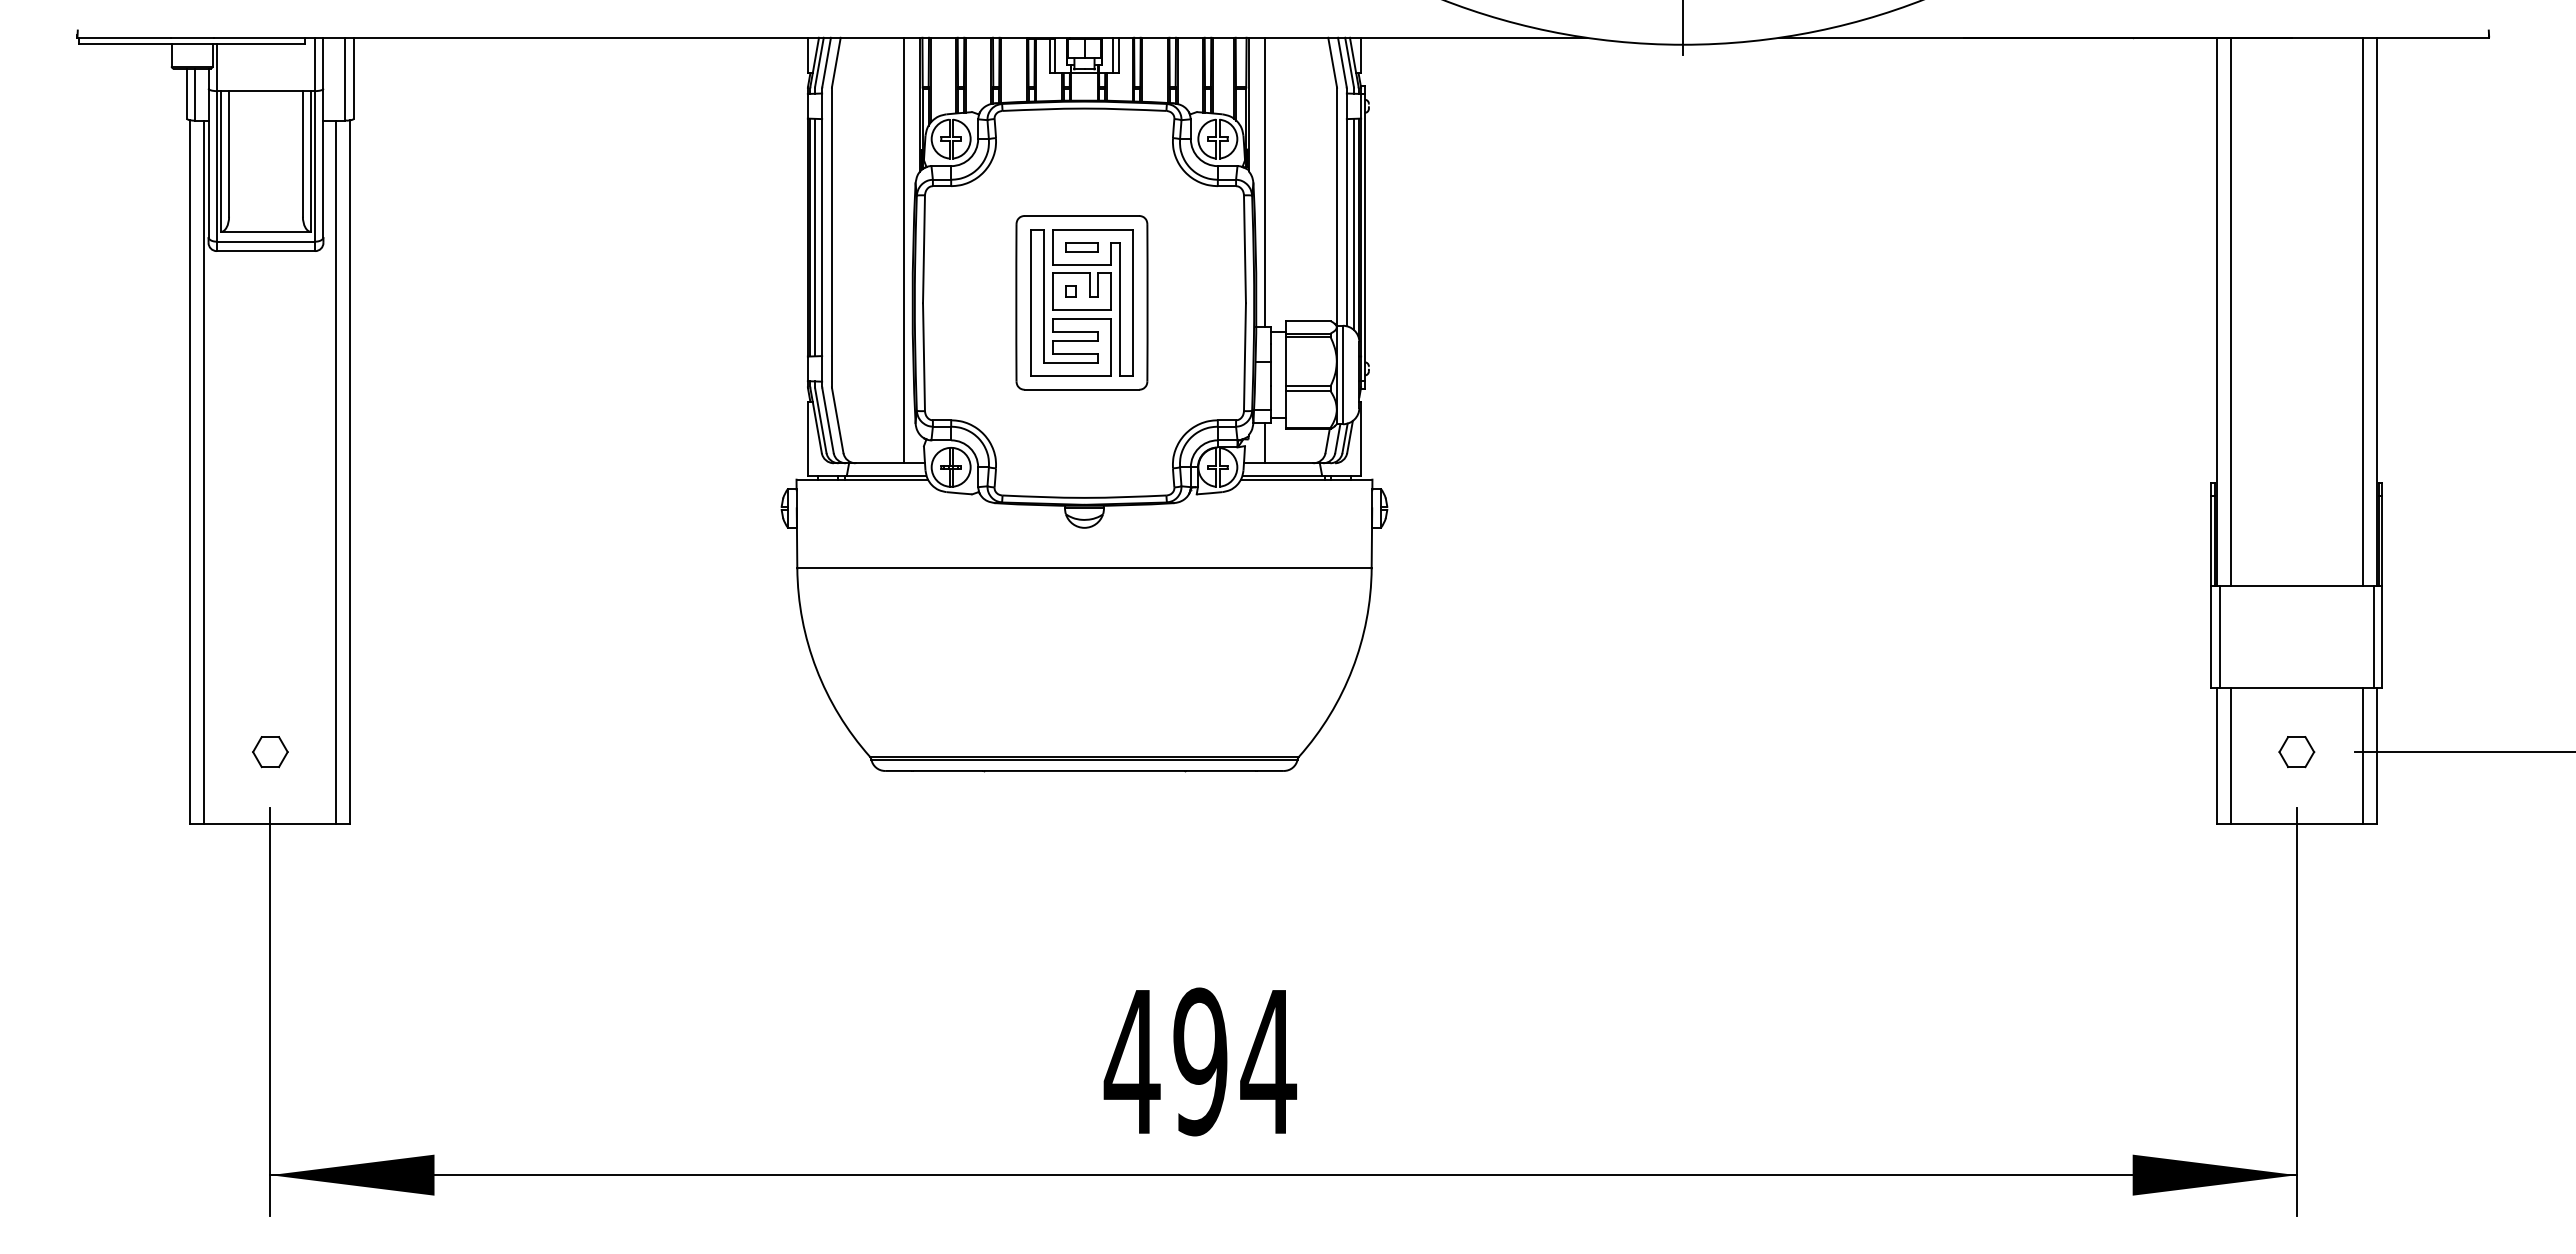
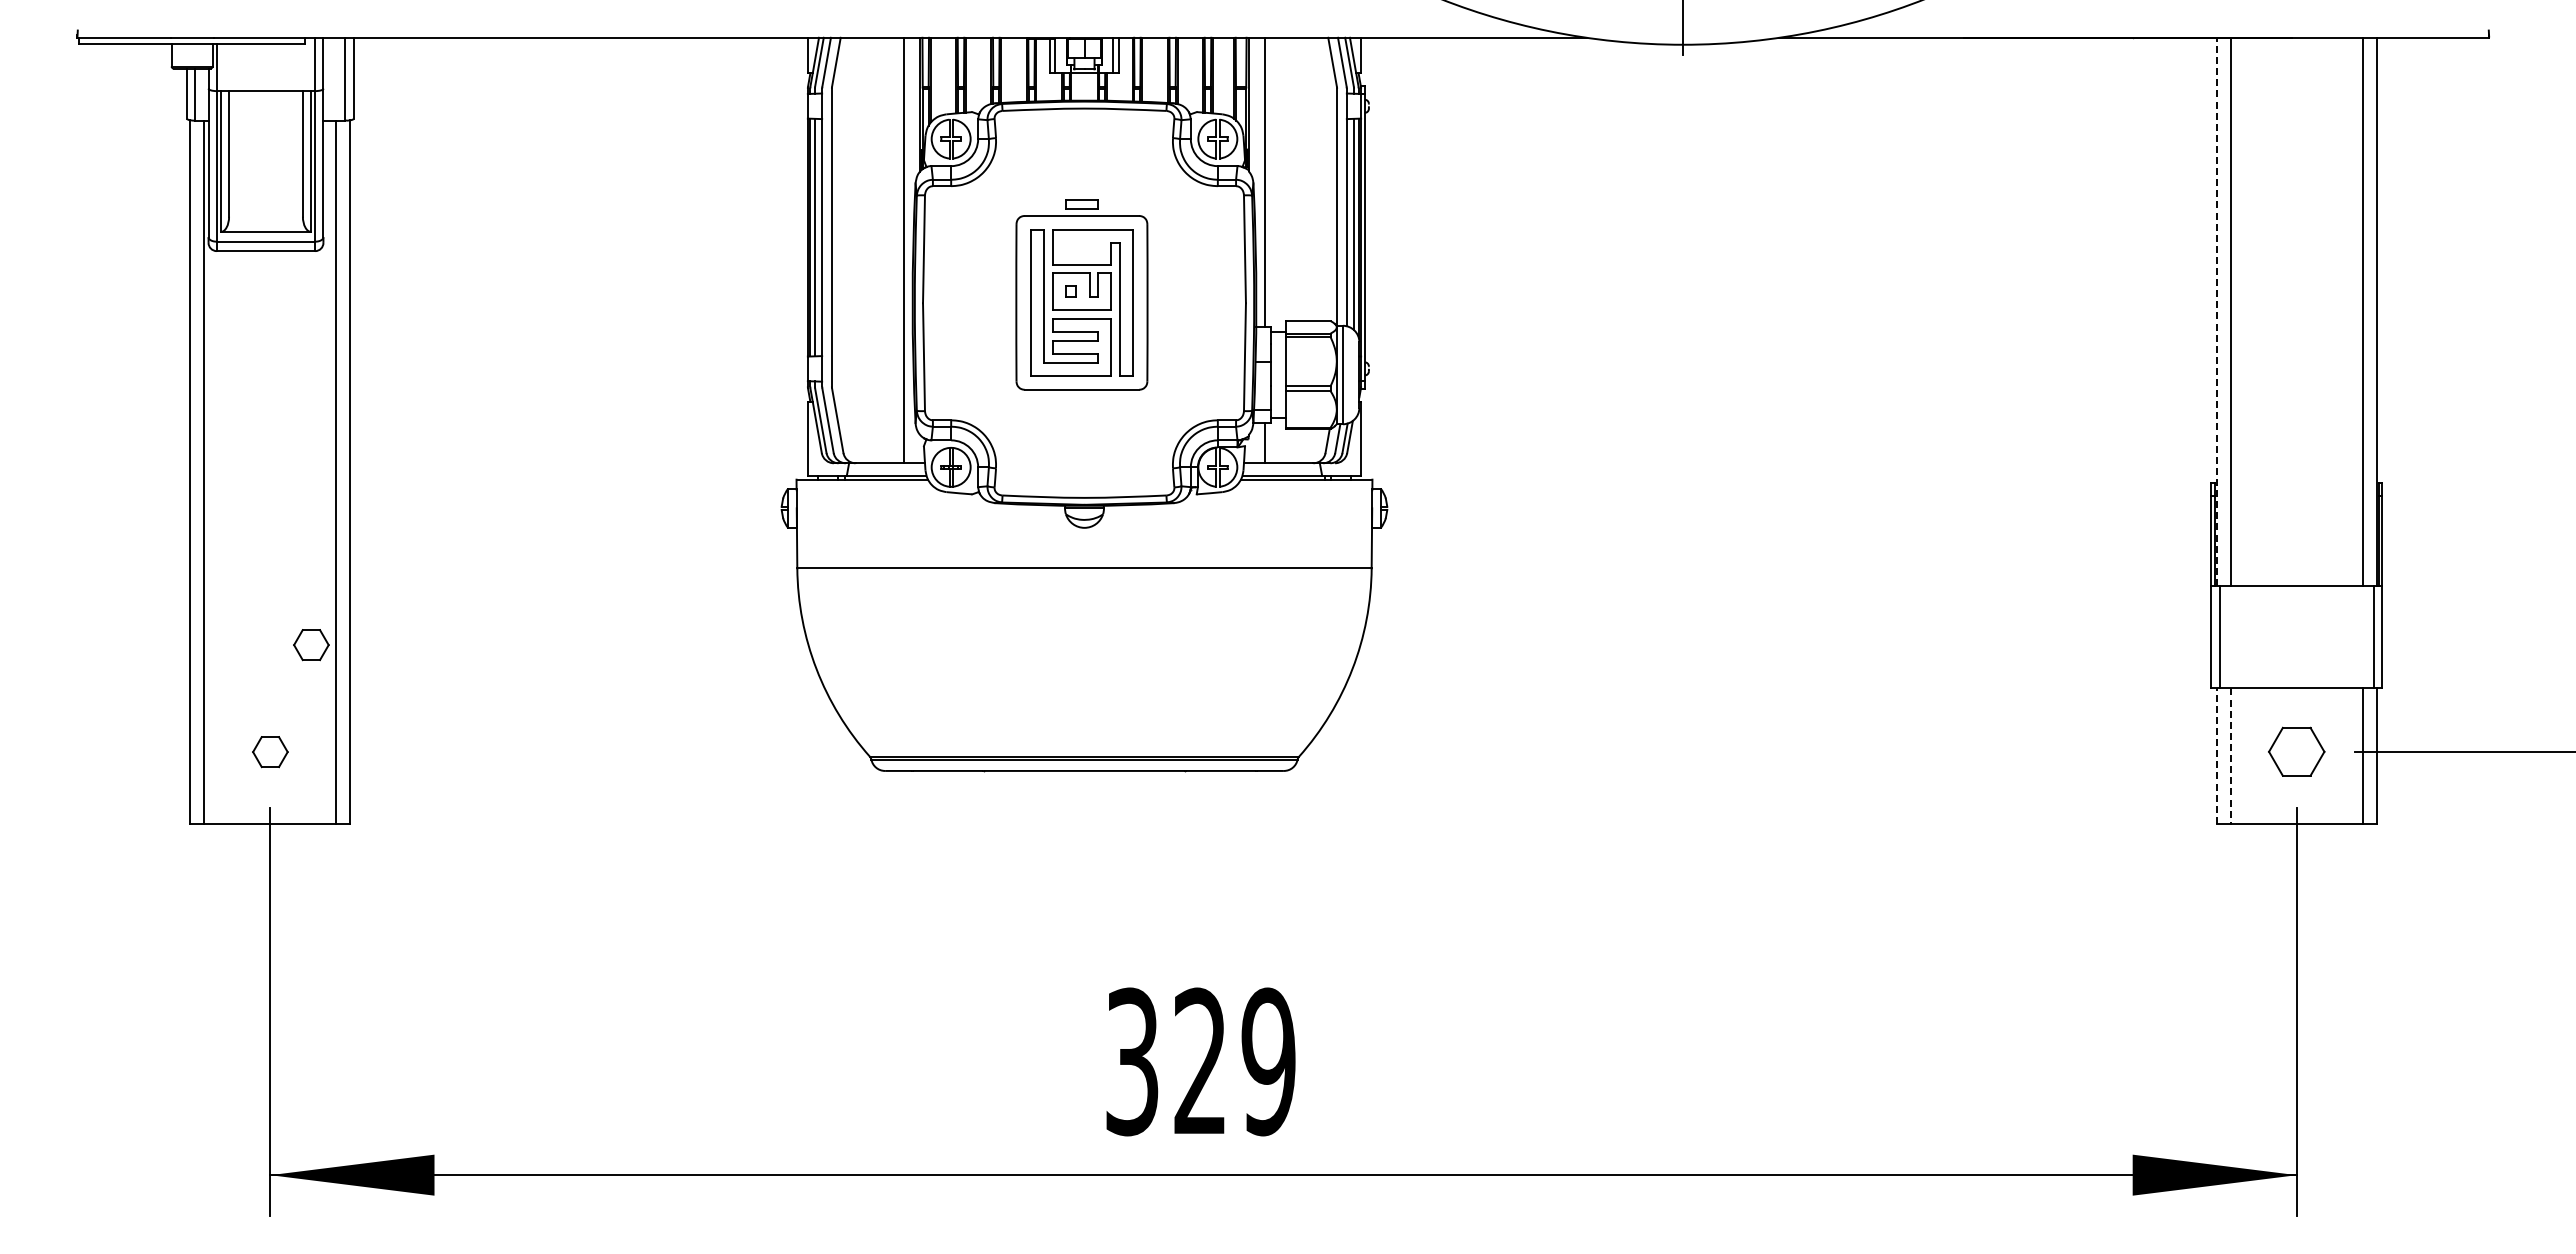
part position: (1081, 247) -> (1081, 204) (1081, 204)
line: solid -> dashed (2216, 312)
part: none -> present (311, 645)
part size: 38x33 px -> 58x51 px (2296, 751)
line: solid -> dashed (2216, 756)
line: solid -> dashed (2230, 756)
text: 494 -> 329 (1200, 1061)
